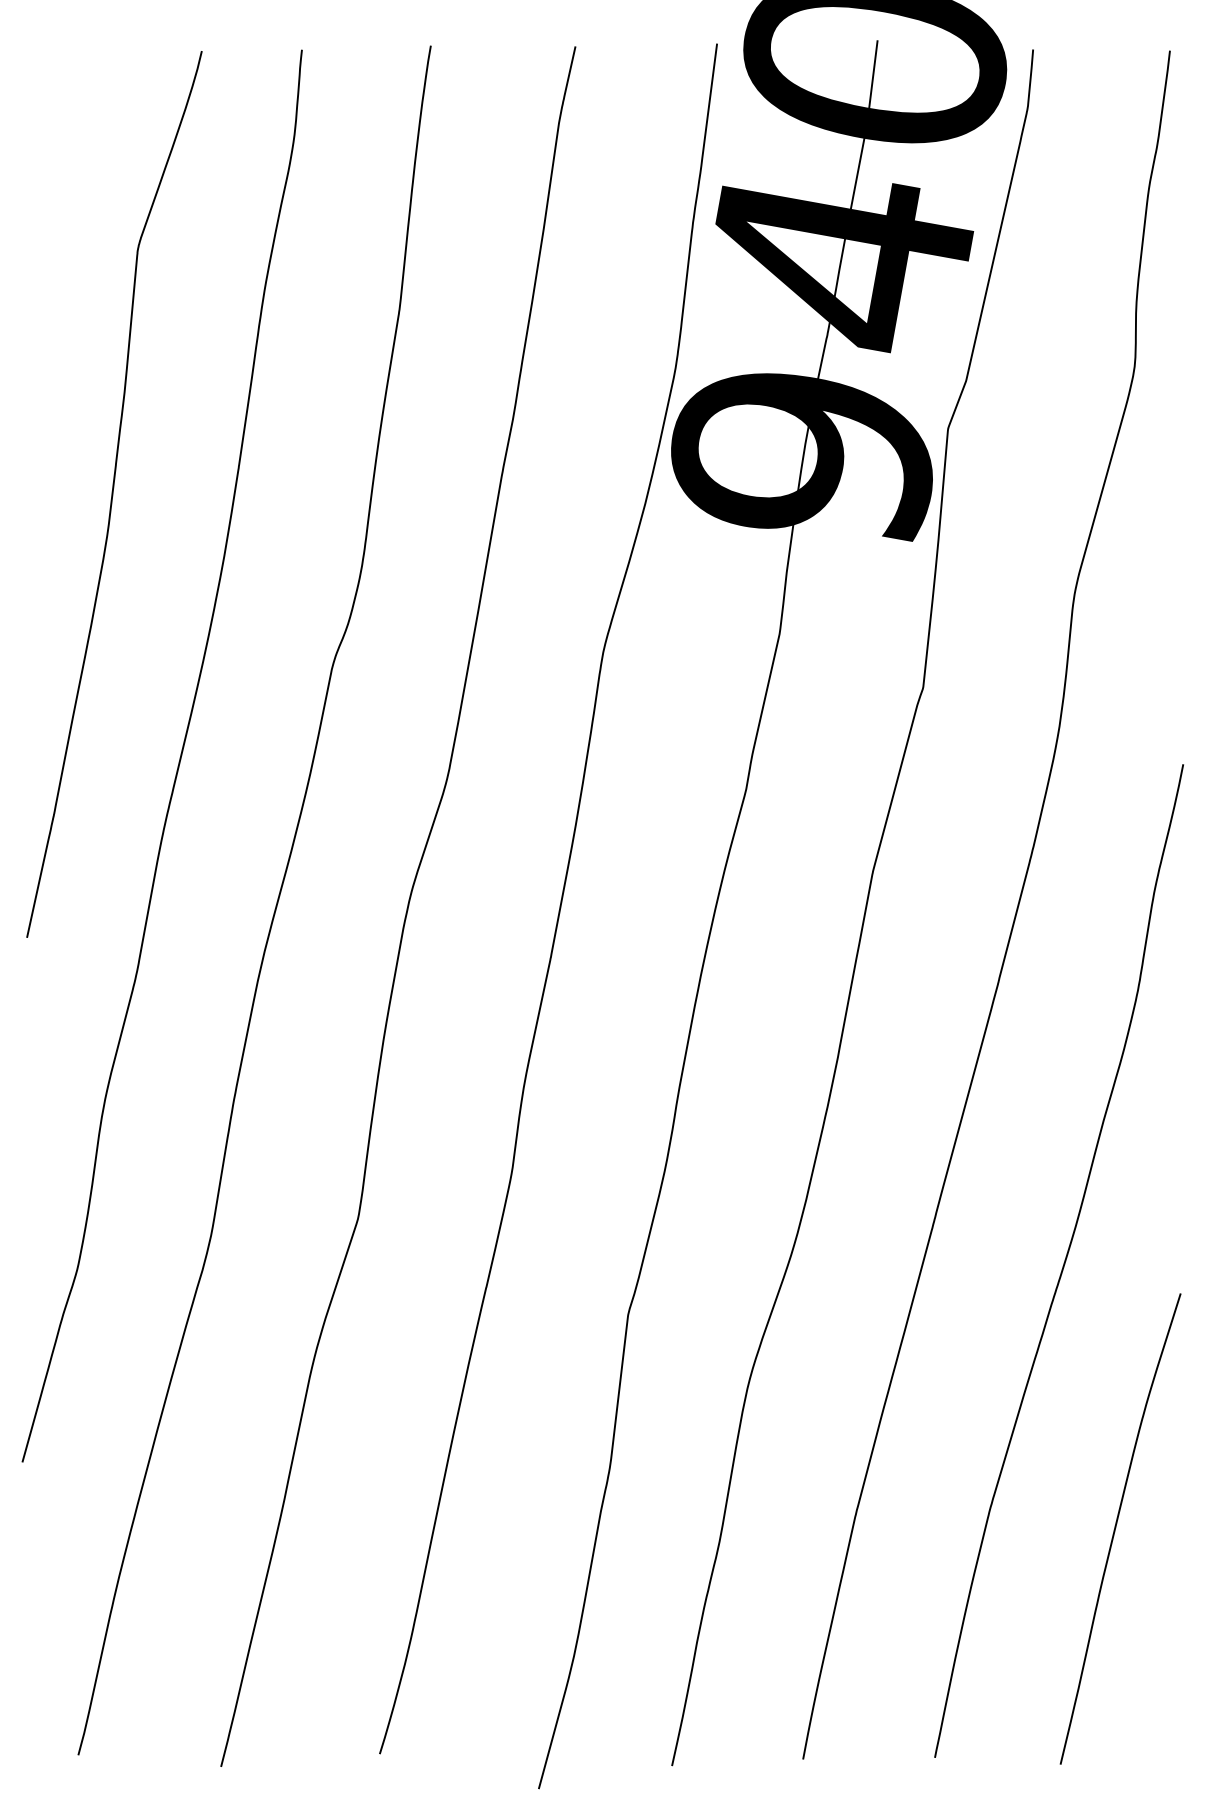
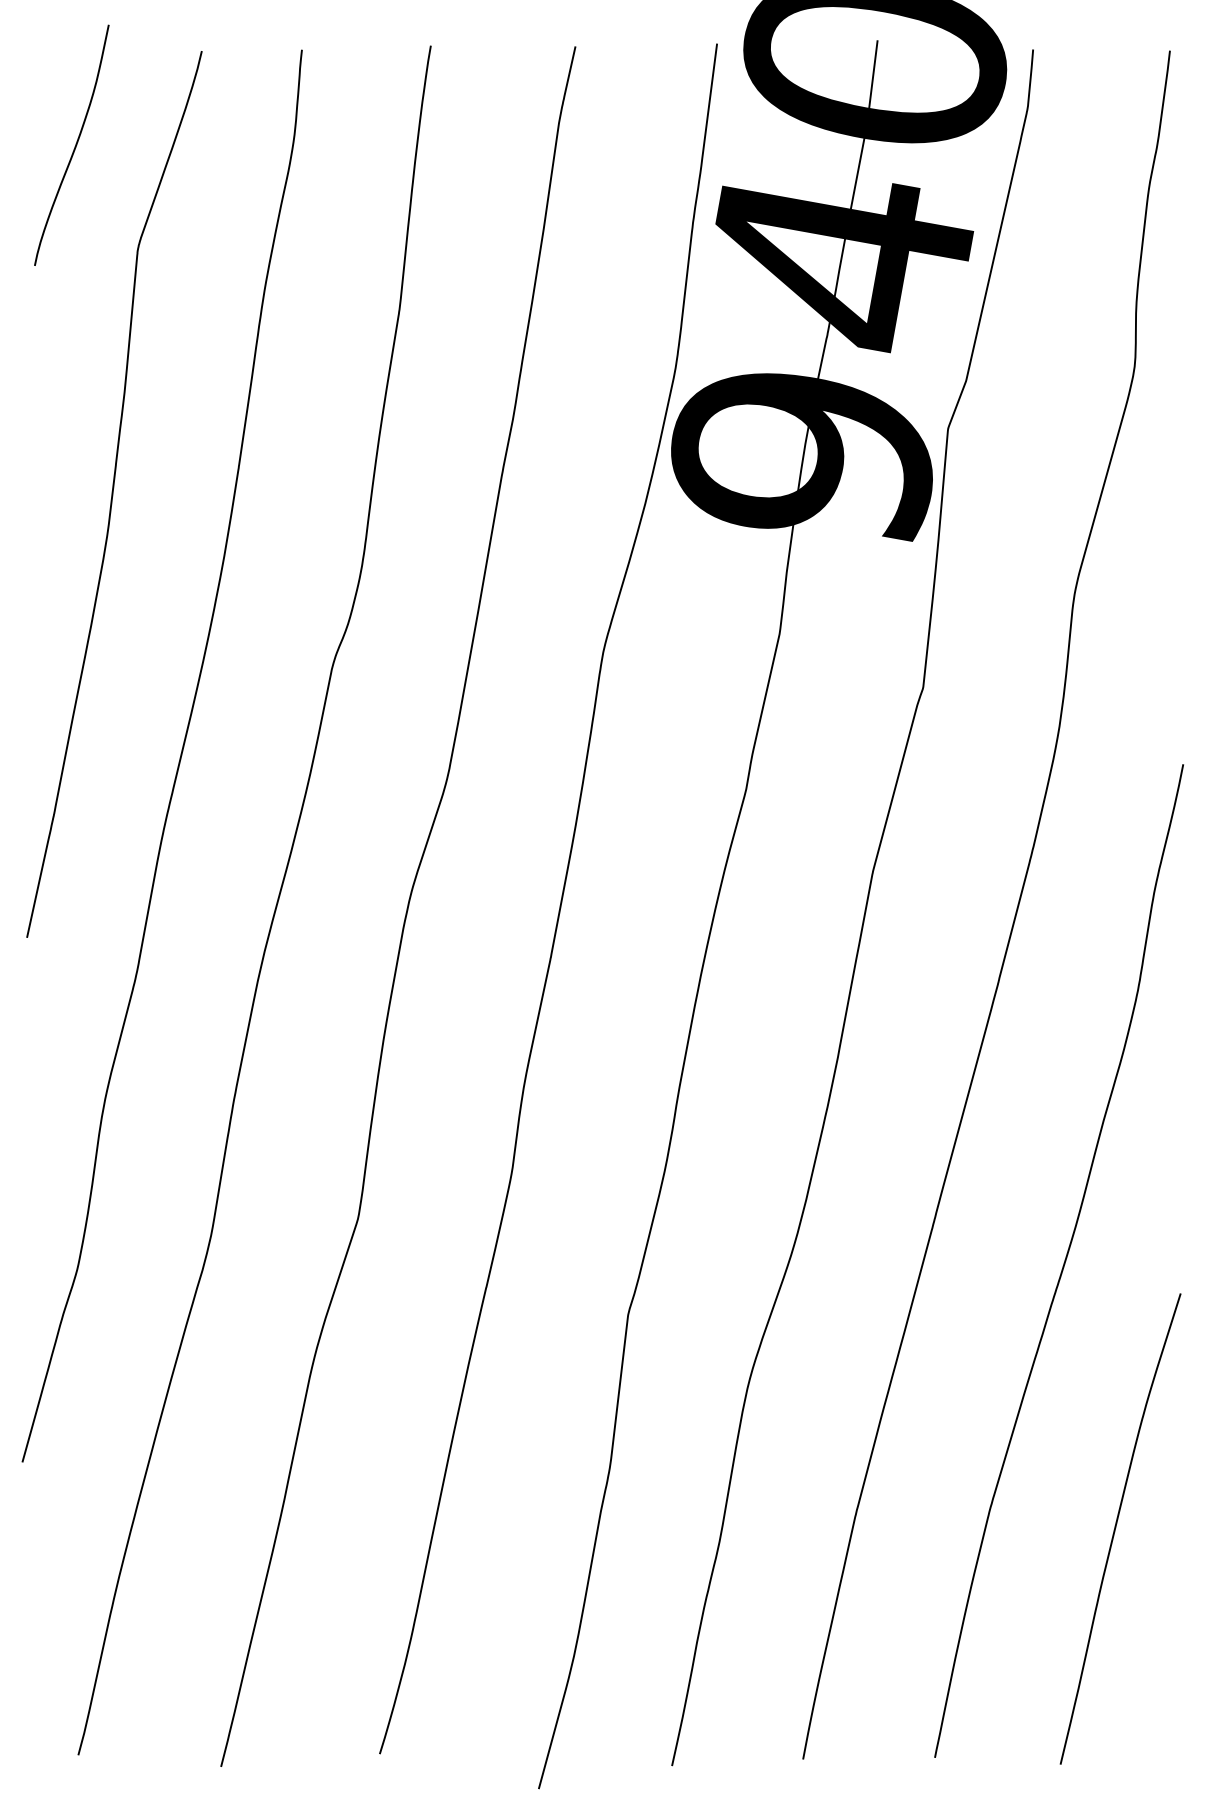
curve: none -> present (74, 146)
